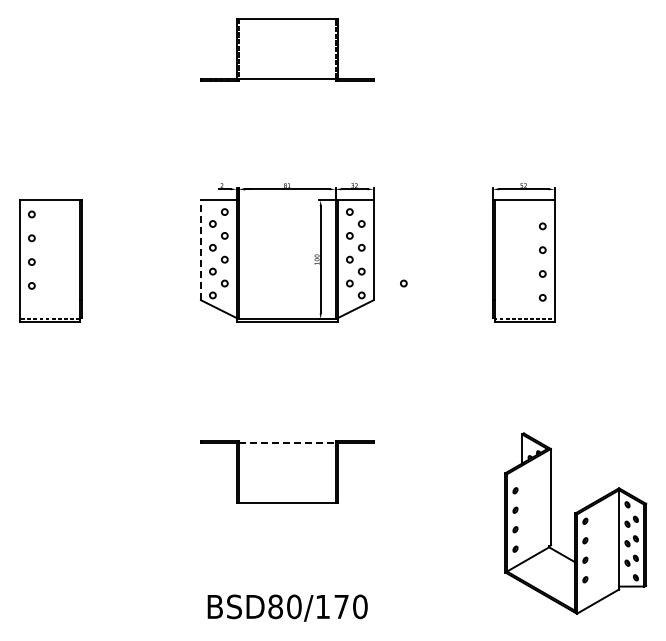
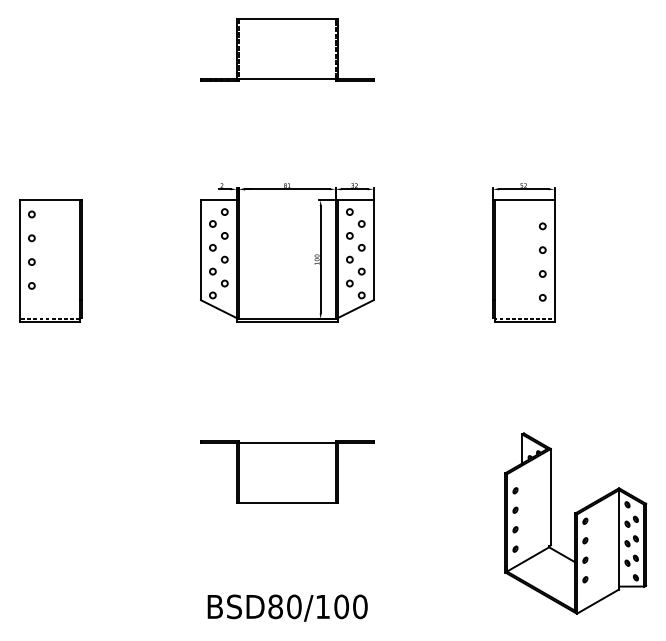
line: dashed -> solid (200, 249)
circle: present -> none (403, 283)
line: dashed -> solid (287, 443)
text: BSD80/170 -> BSD80/100 (341, 606)
